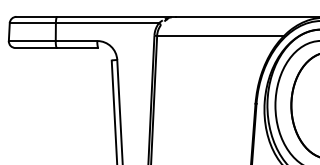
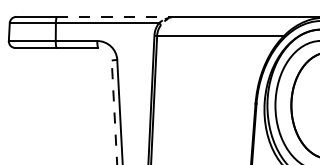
line: solid -> dashed (116, 16)
line: solid -> dashed (114, 112)
